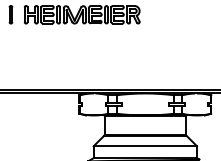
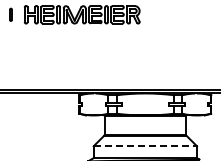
part size: 6x20 px -> 4x15 px (10, 14)
line: solid -> dashed (145, 146)
